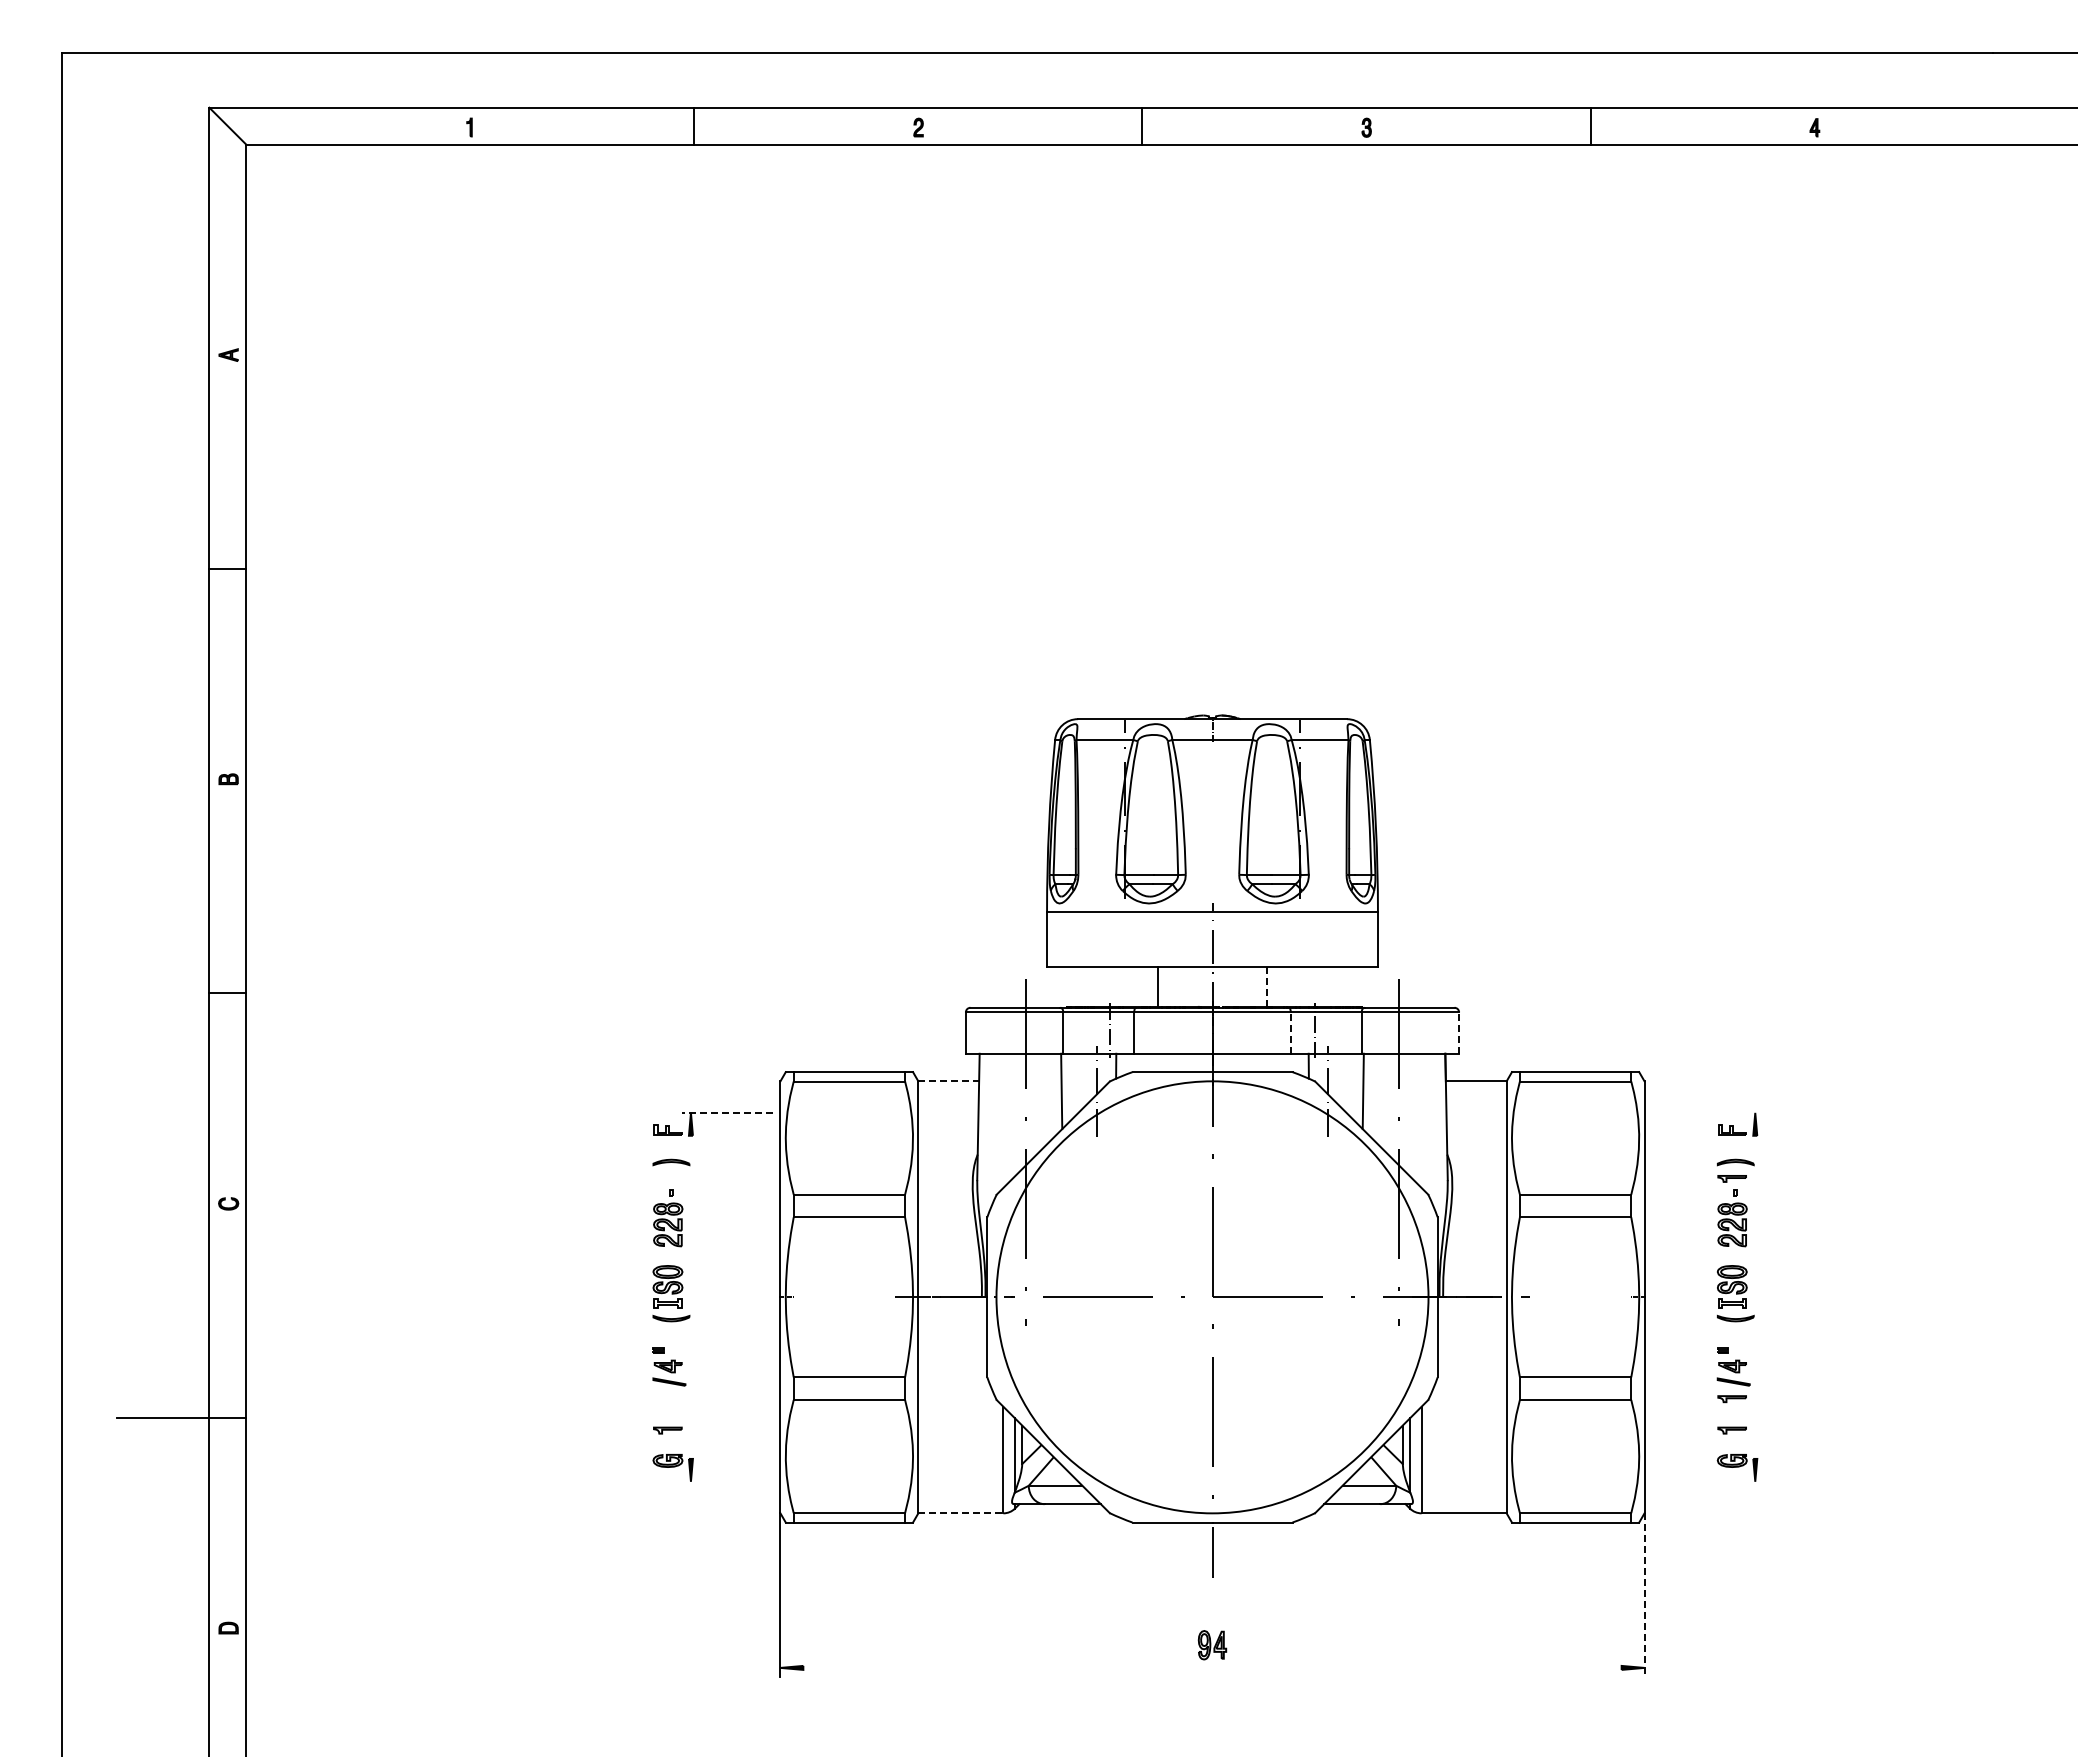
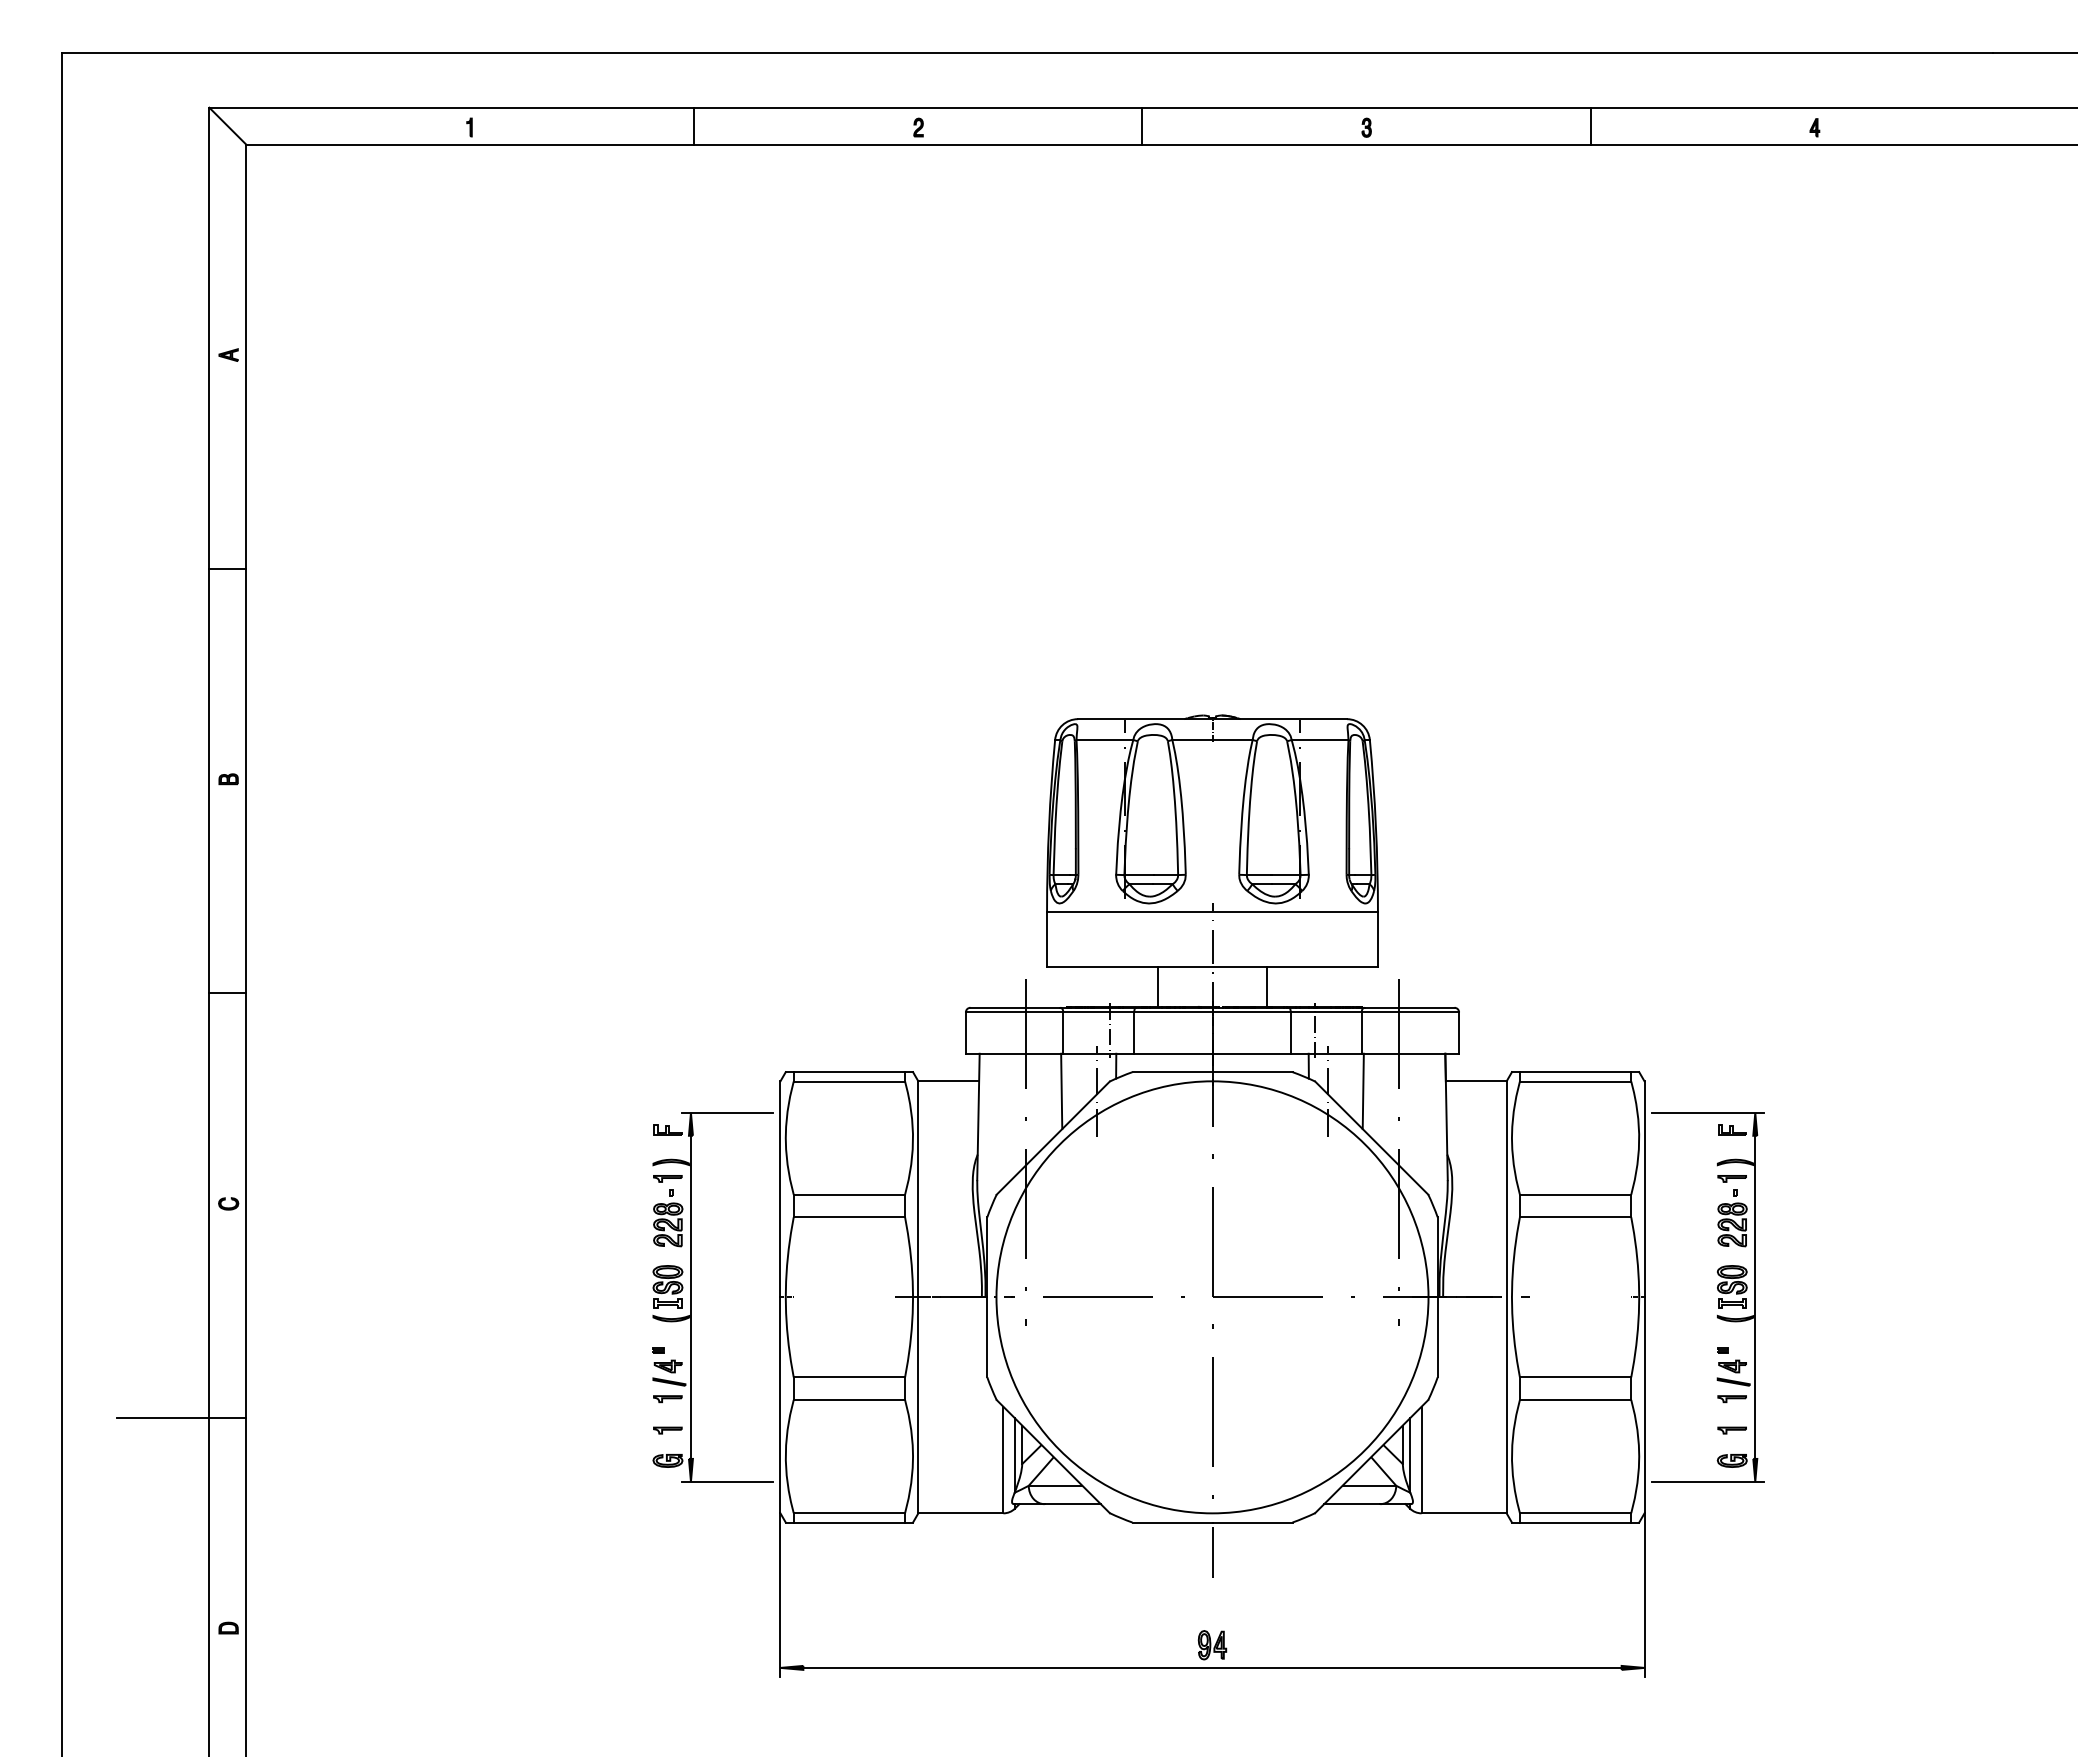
line: dashed -> solid (1267, 987)
line: dashed -> solid (1290, 1033)
line: dashed -> solid (1459, 1033)
line: dashed -> solid (949, 1081)
line: dashed -> solid (727, 1112)
line: none -> present (1707, 1112)
part: none -> present (667, 1178)
line: none -> present (690, 1296)
line: none -> present (1755, 1296)
part: none -> present (667, 1399)
line: none -> present (727, 1481)
line: none -> present (1707, 1481)
line: dashed -> solid (960, 1513)
line: dashed -> solid (1644, 1595)
line: none -> present (1212, 1667)
